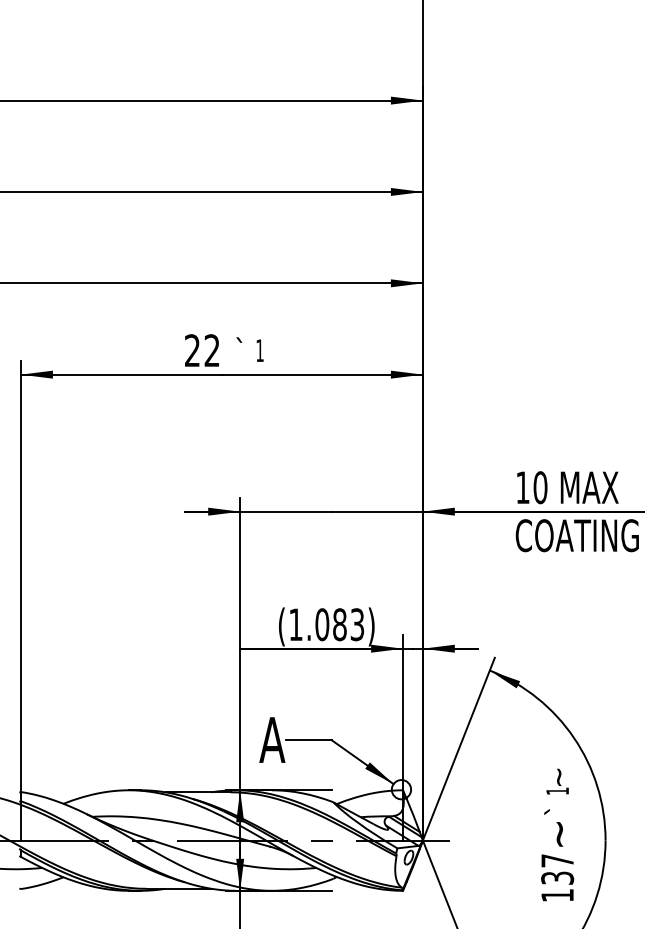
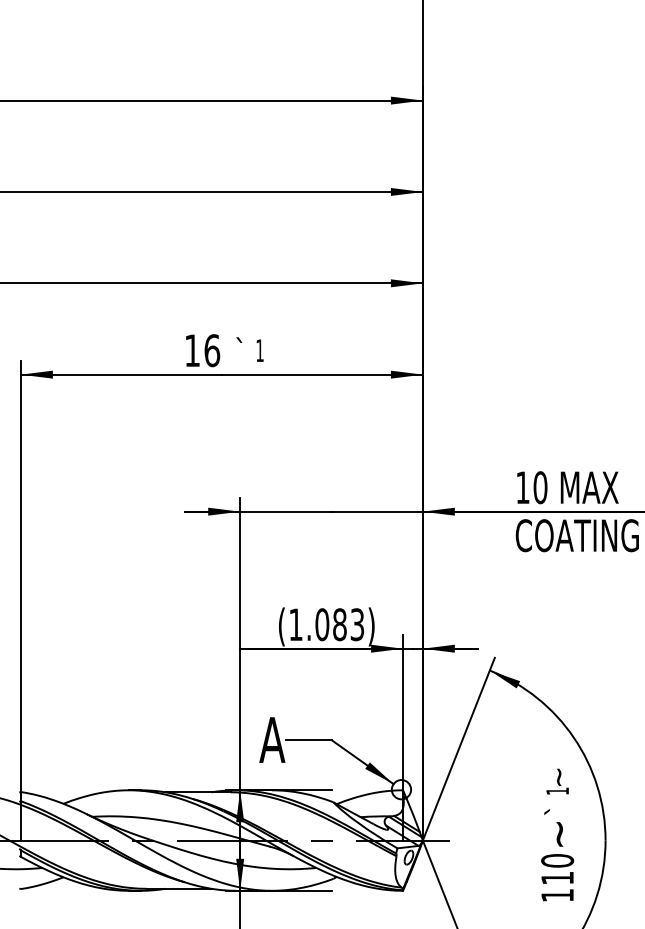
text: 22 -> 16 (202, 350)
text: 137 -> 110 (557, 869)
